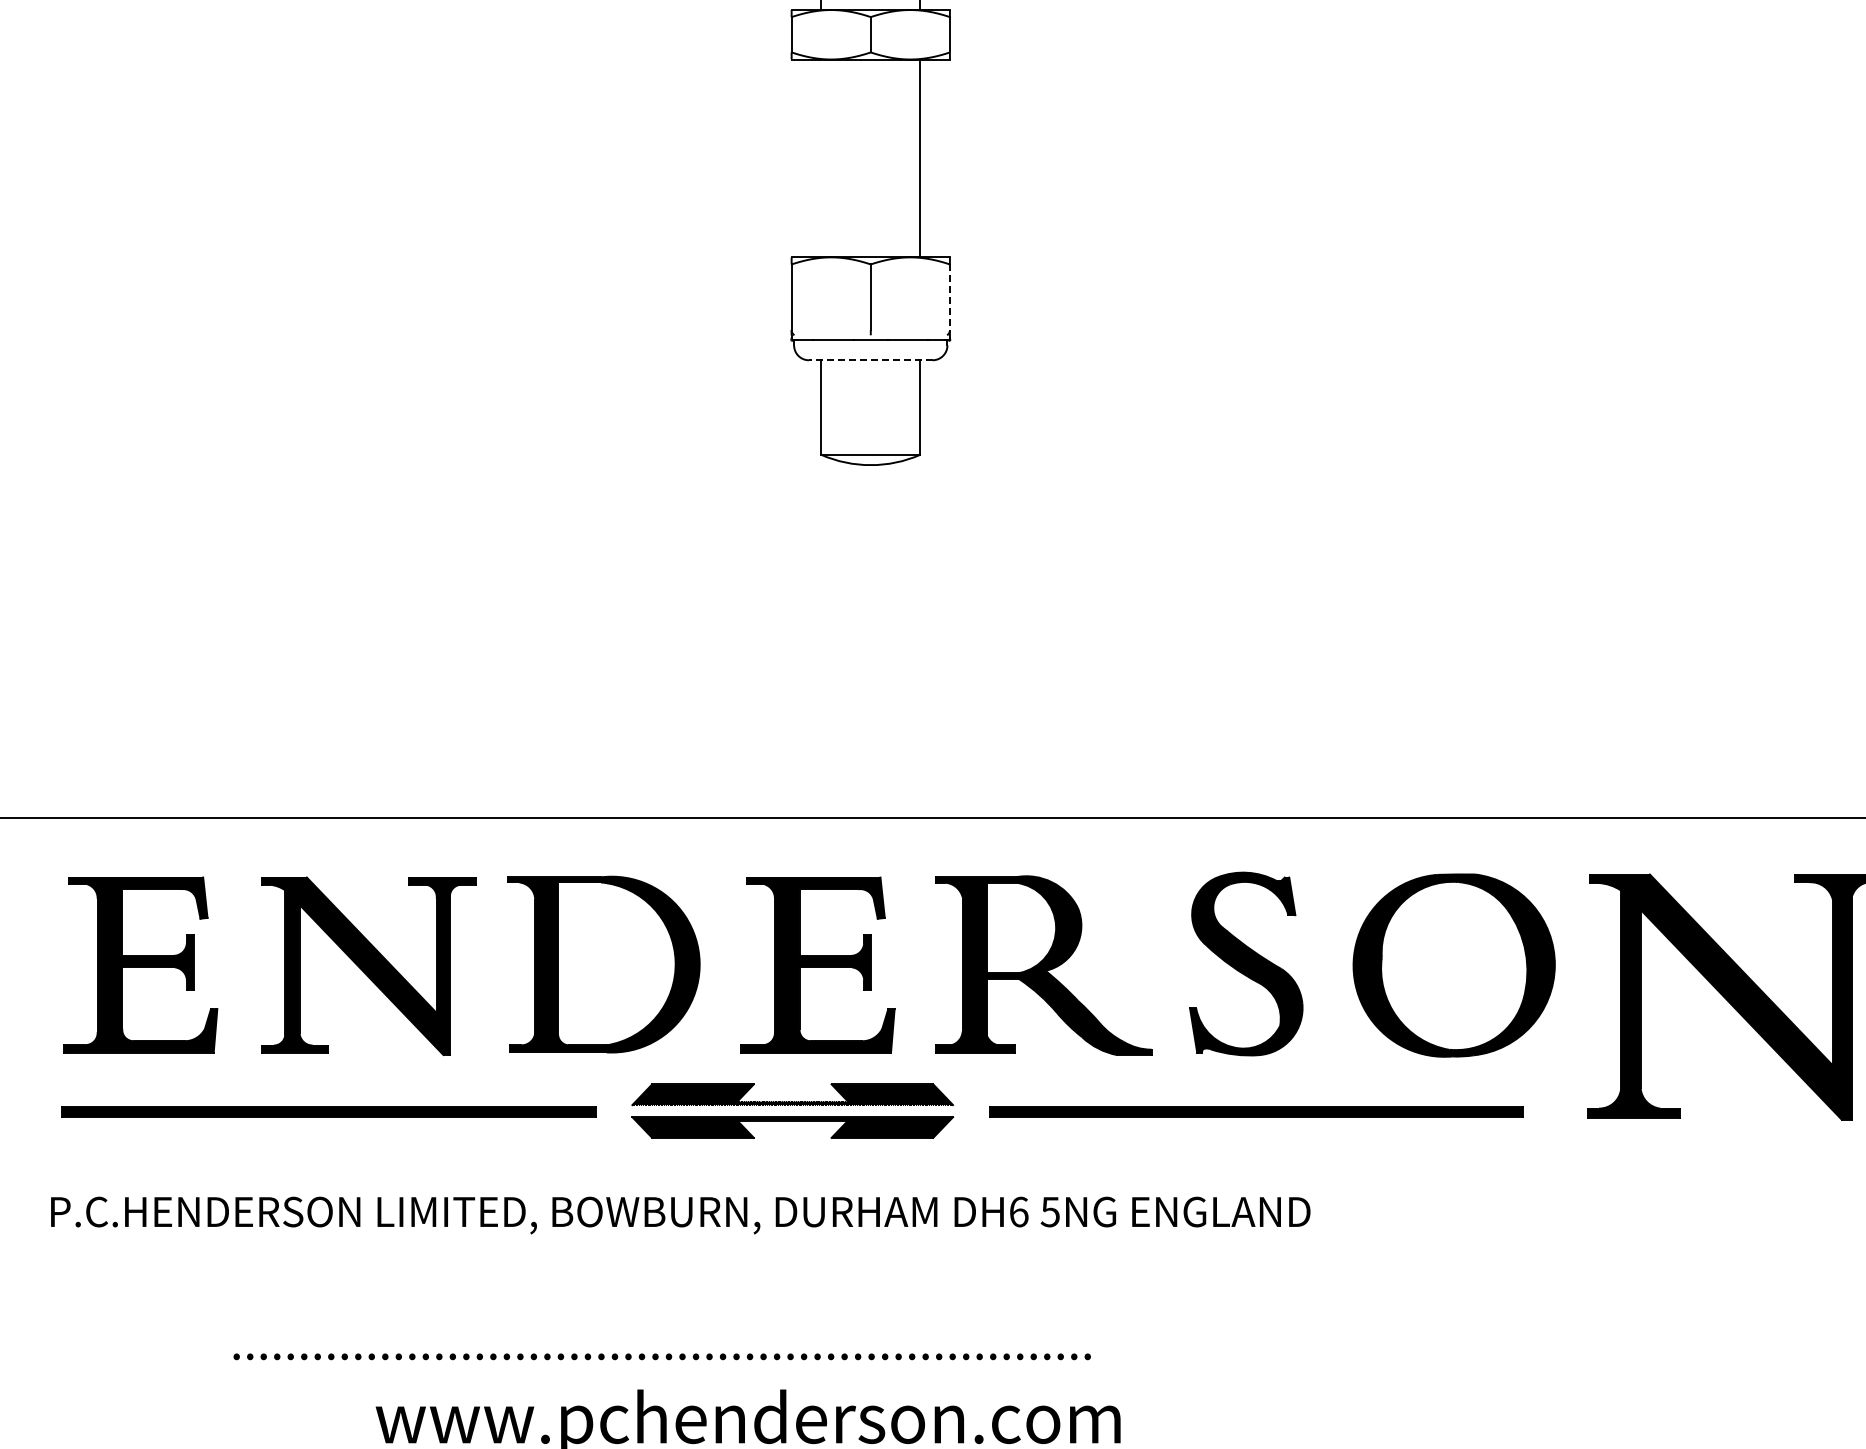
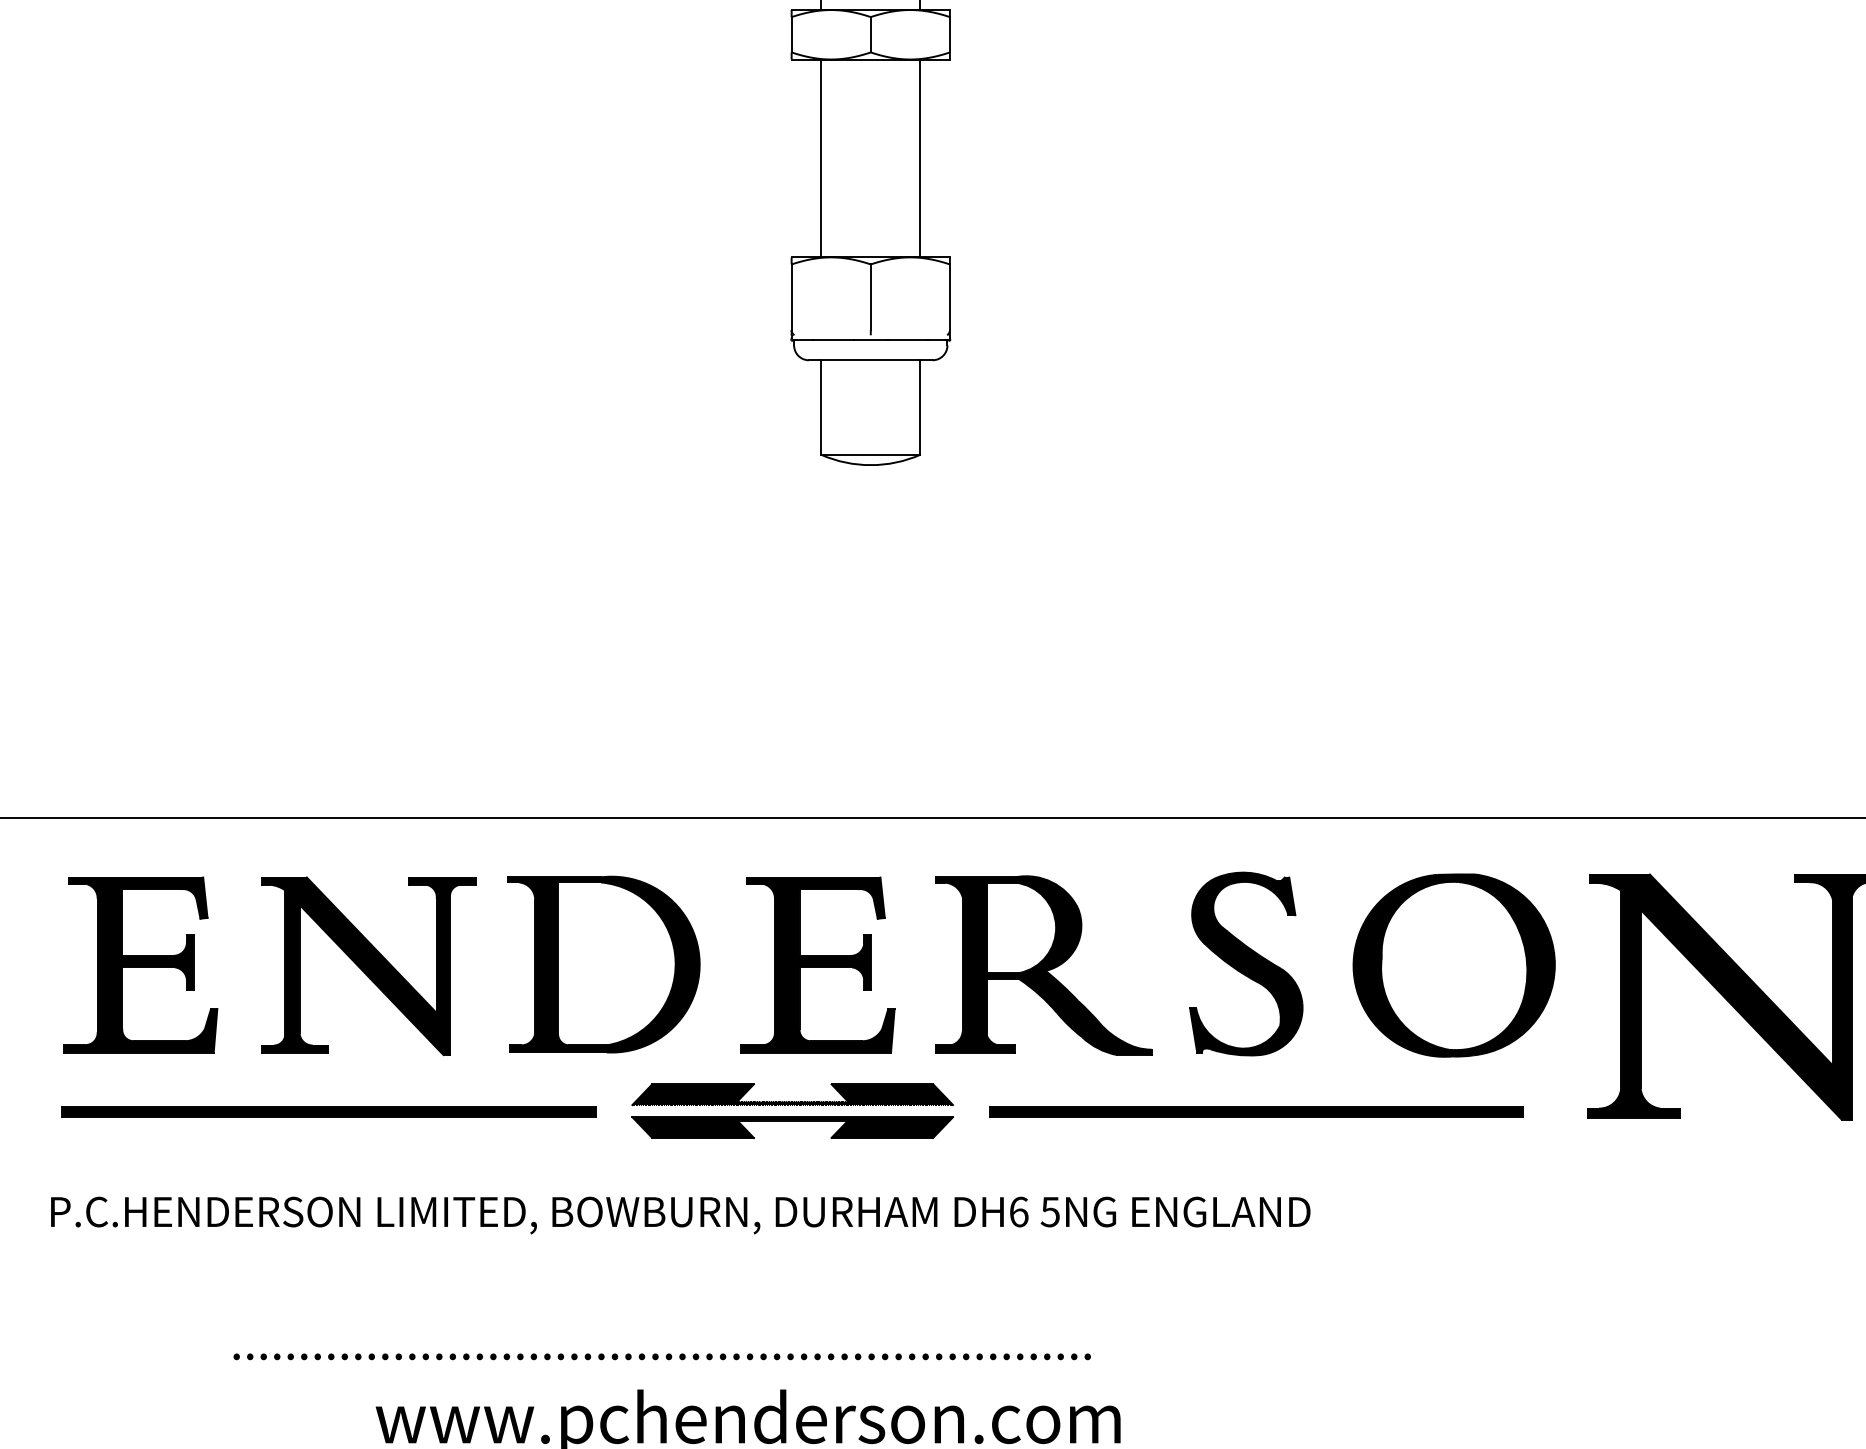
line: none -> present (821, 158)
line: dashed -> solid (949, 297)
line: dashed -> solid (870, 360)
